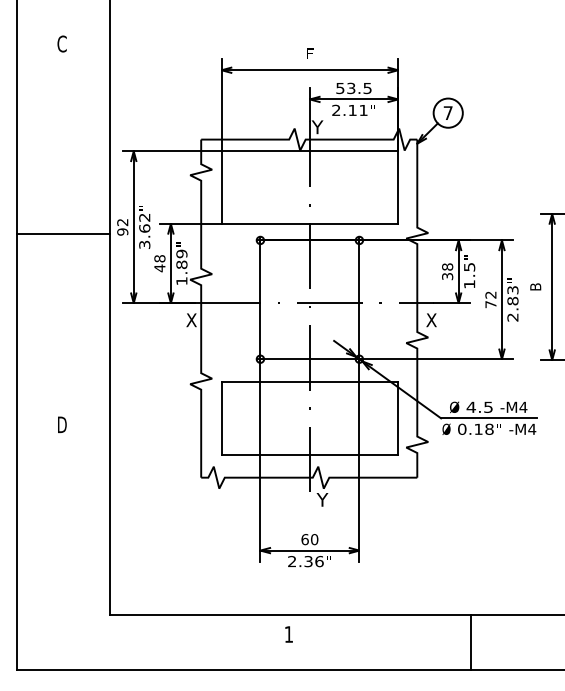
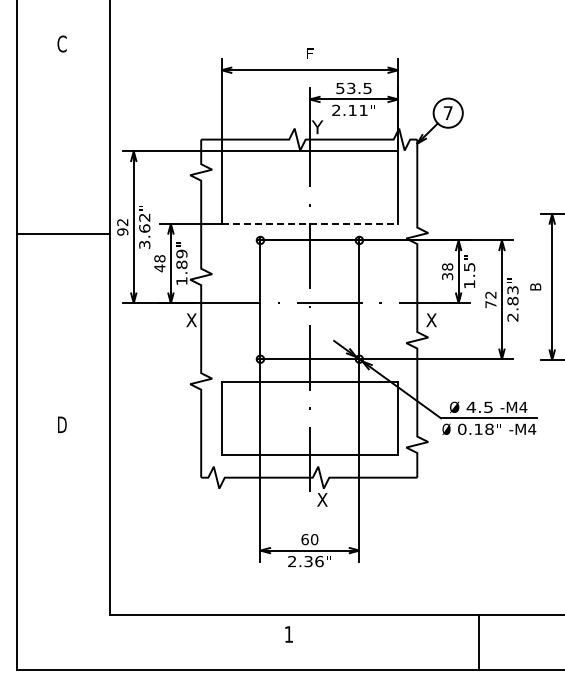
line: solid -> dashed (310, 223)
text: Y -> X (322, 499)
line position: (470, 642) -> (478, 642) (478, 642)
